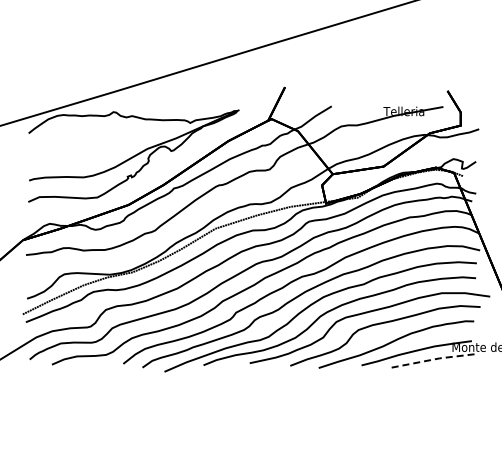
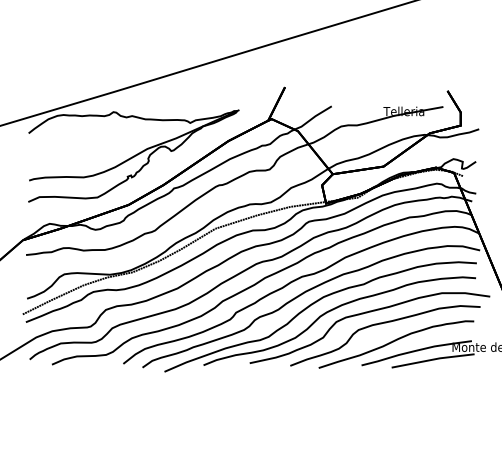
line: dashed -> solid (434, 359)
